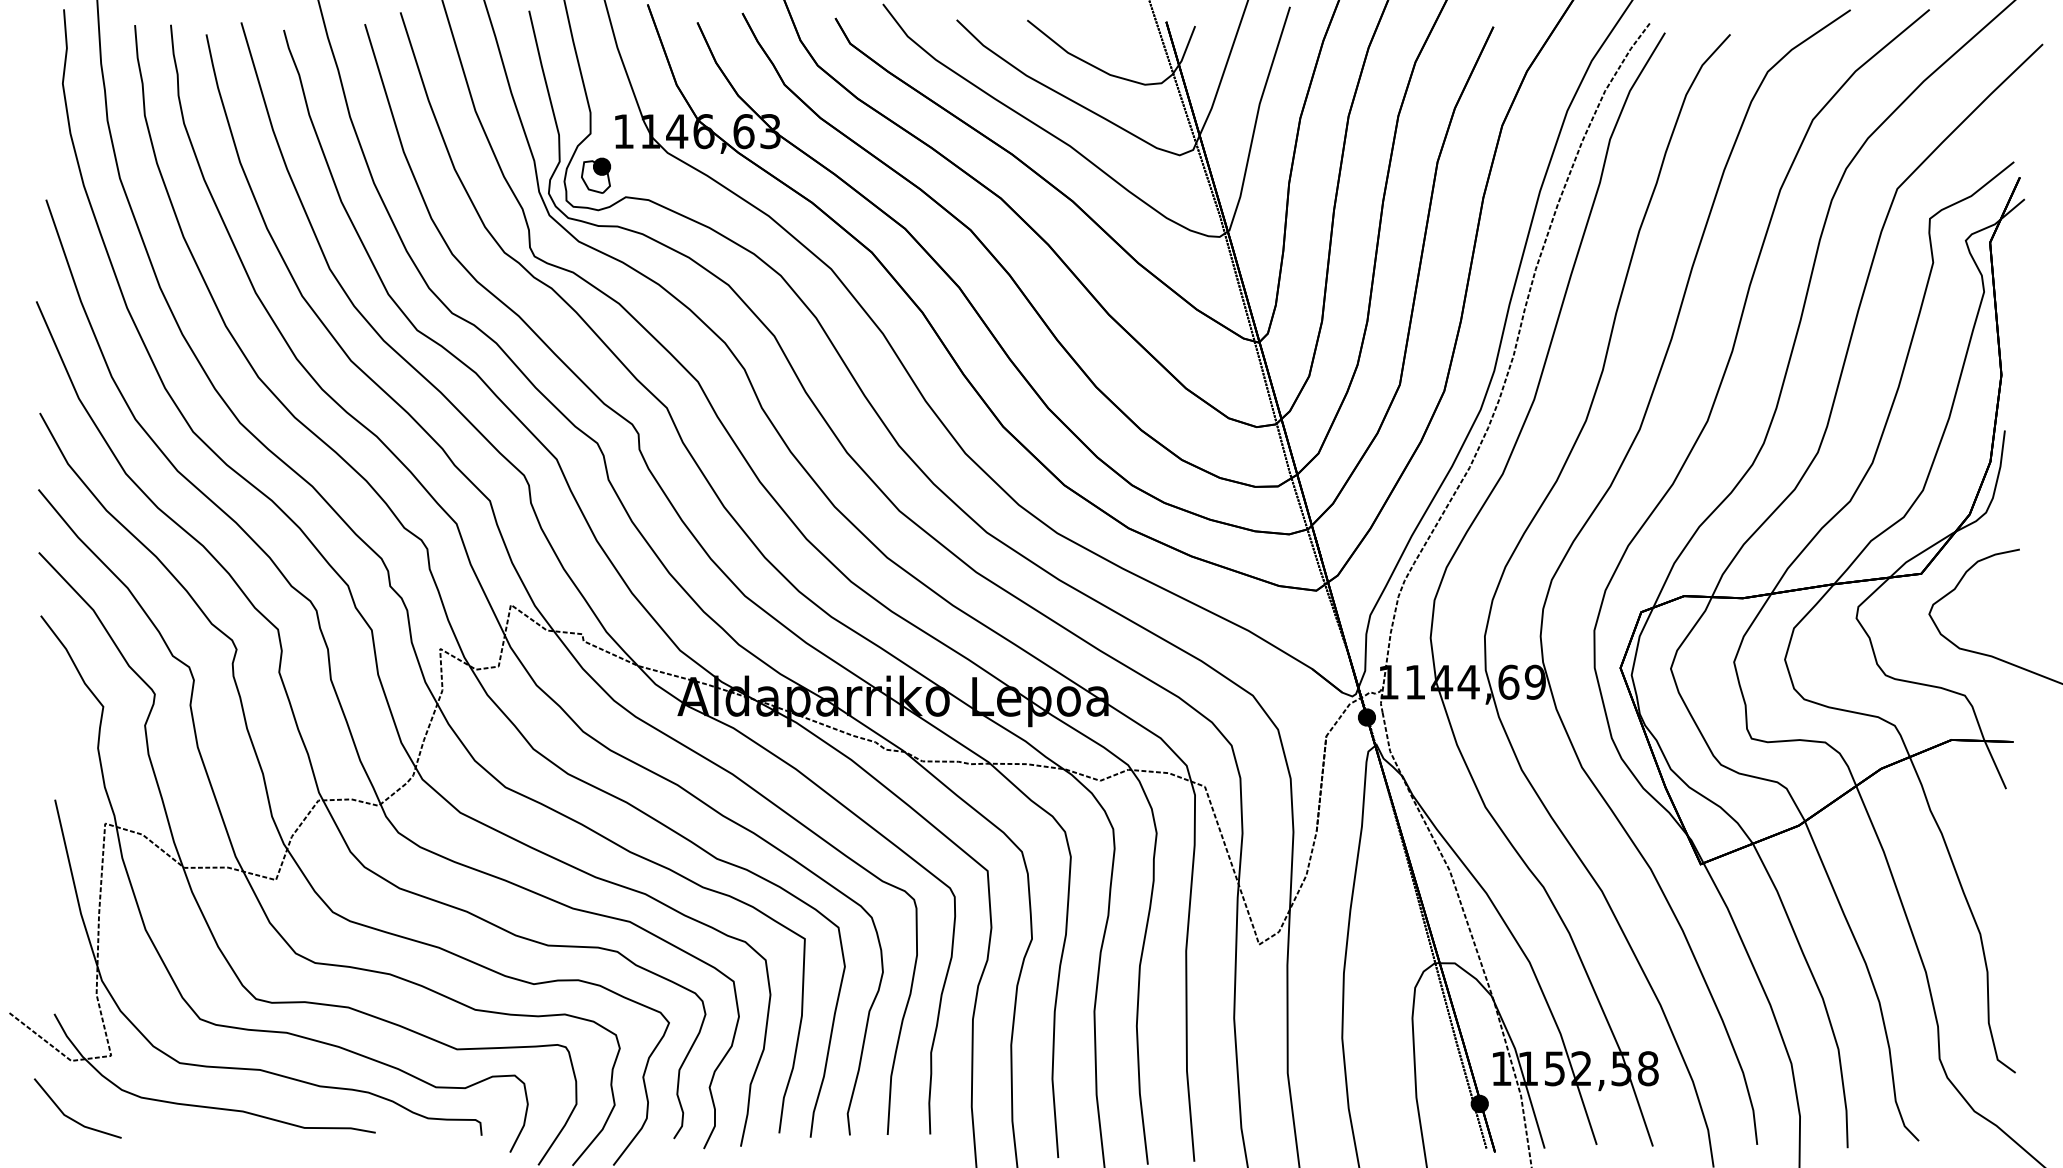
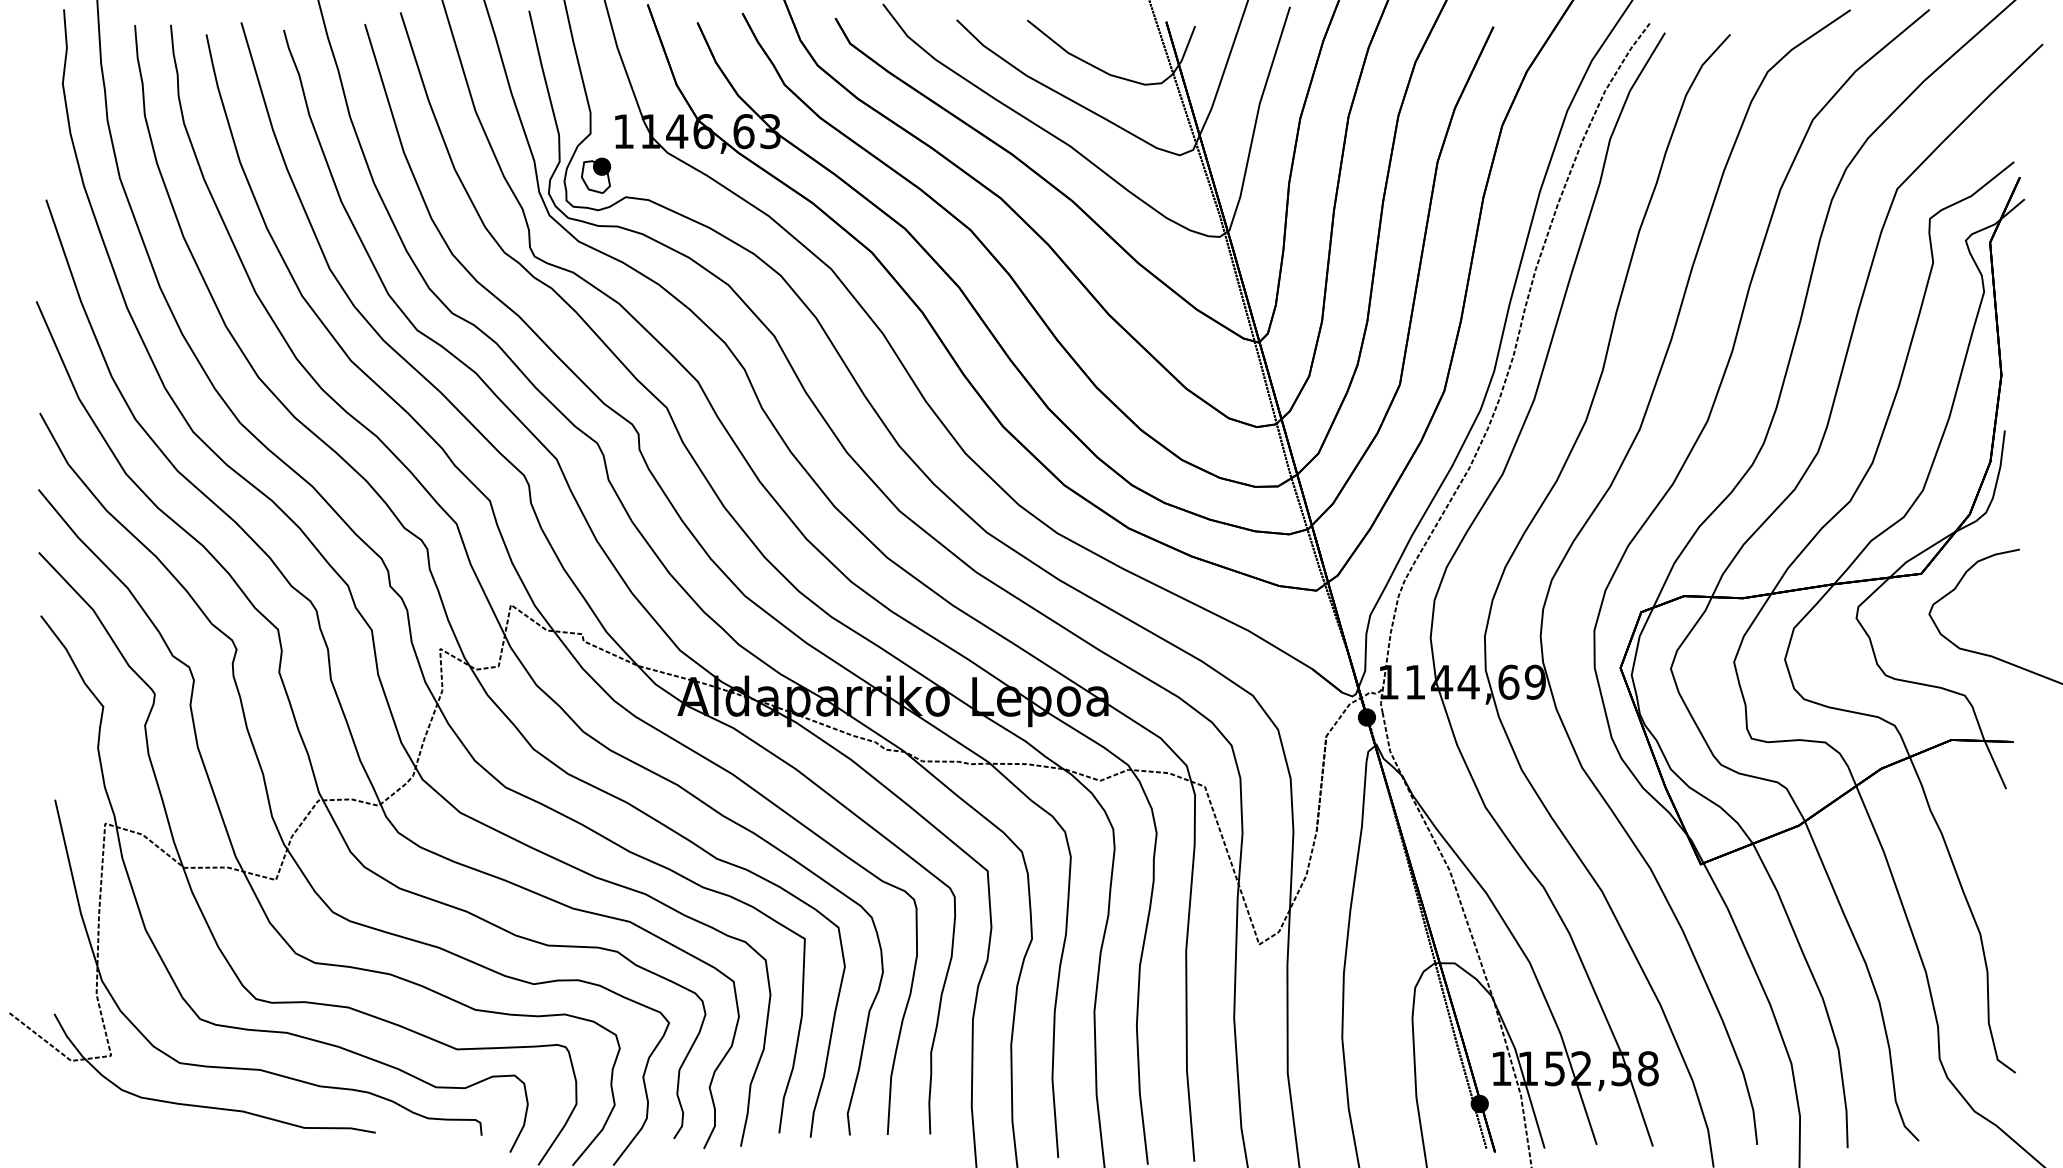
part: present -> none (72, 1118)
